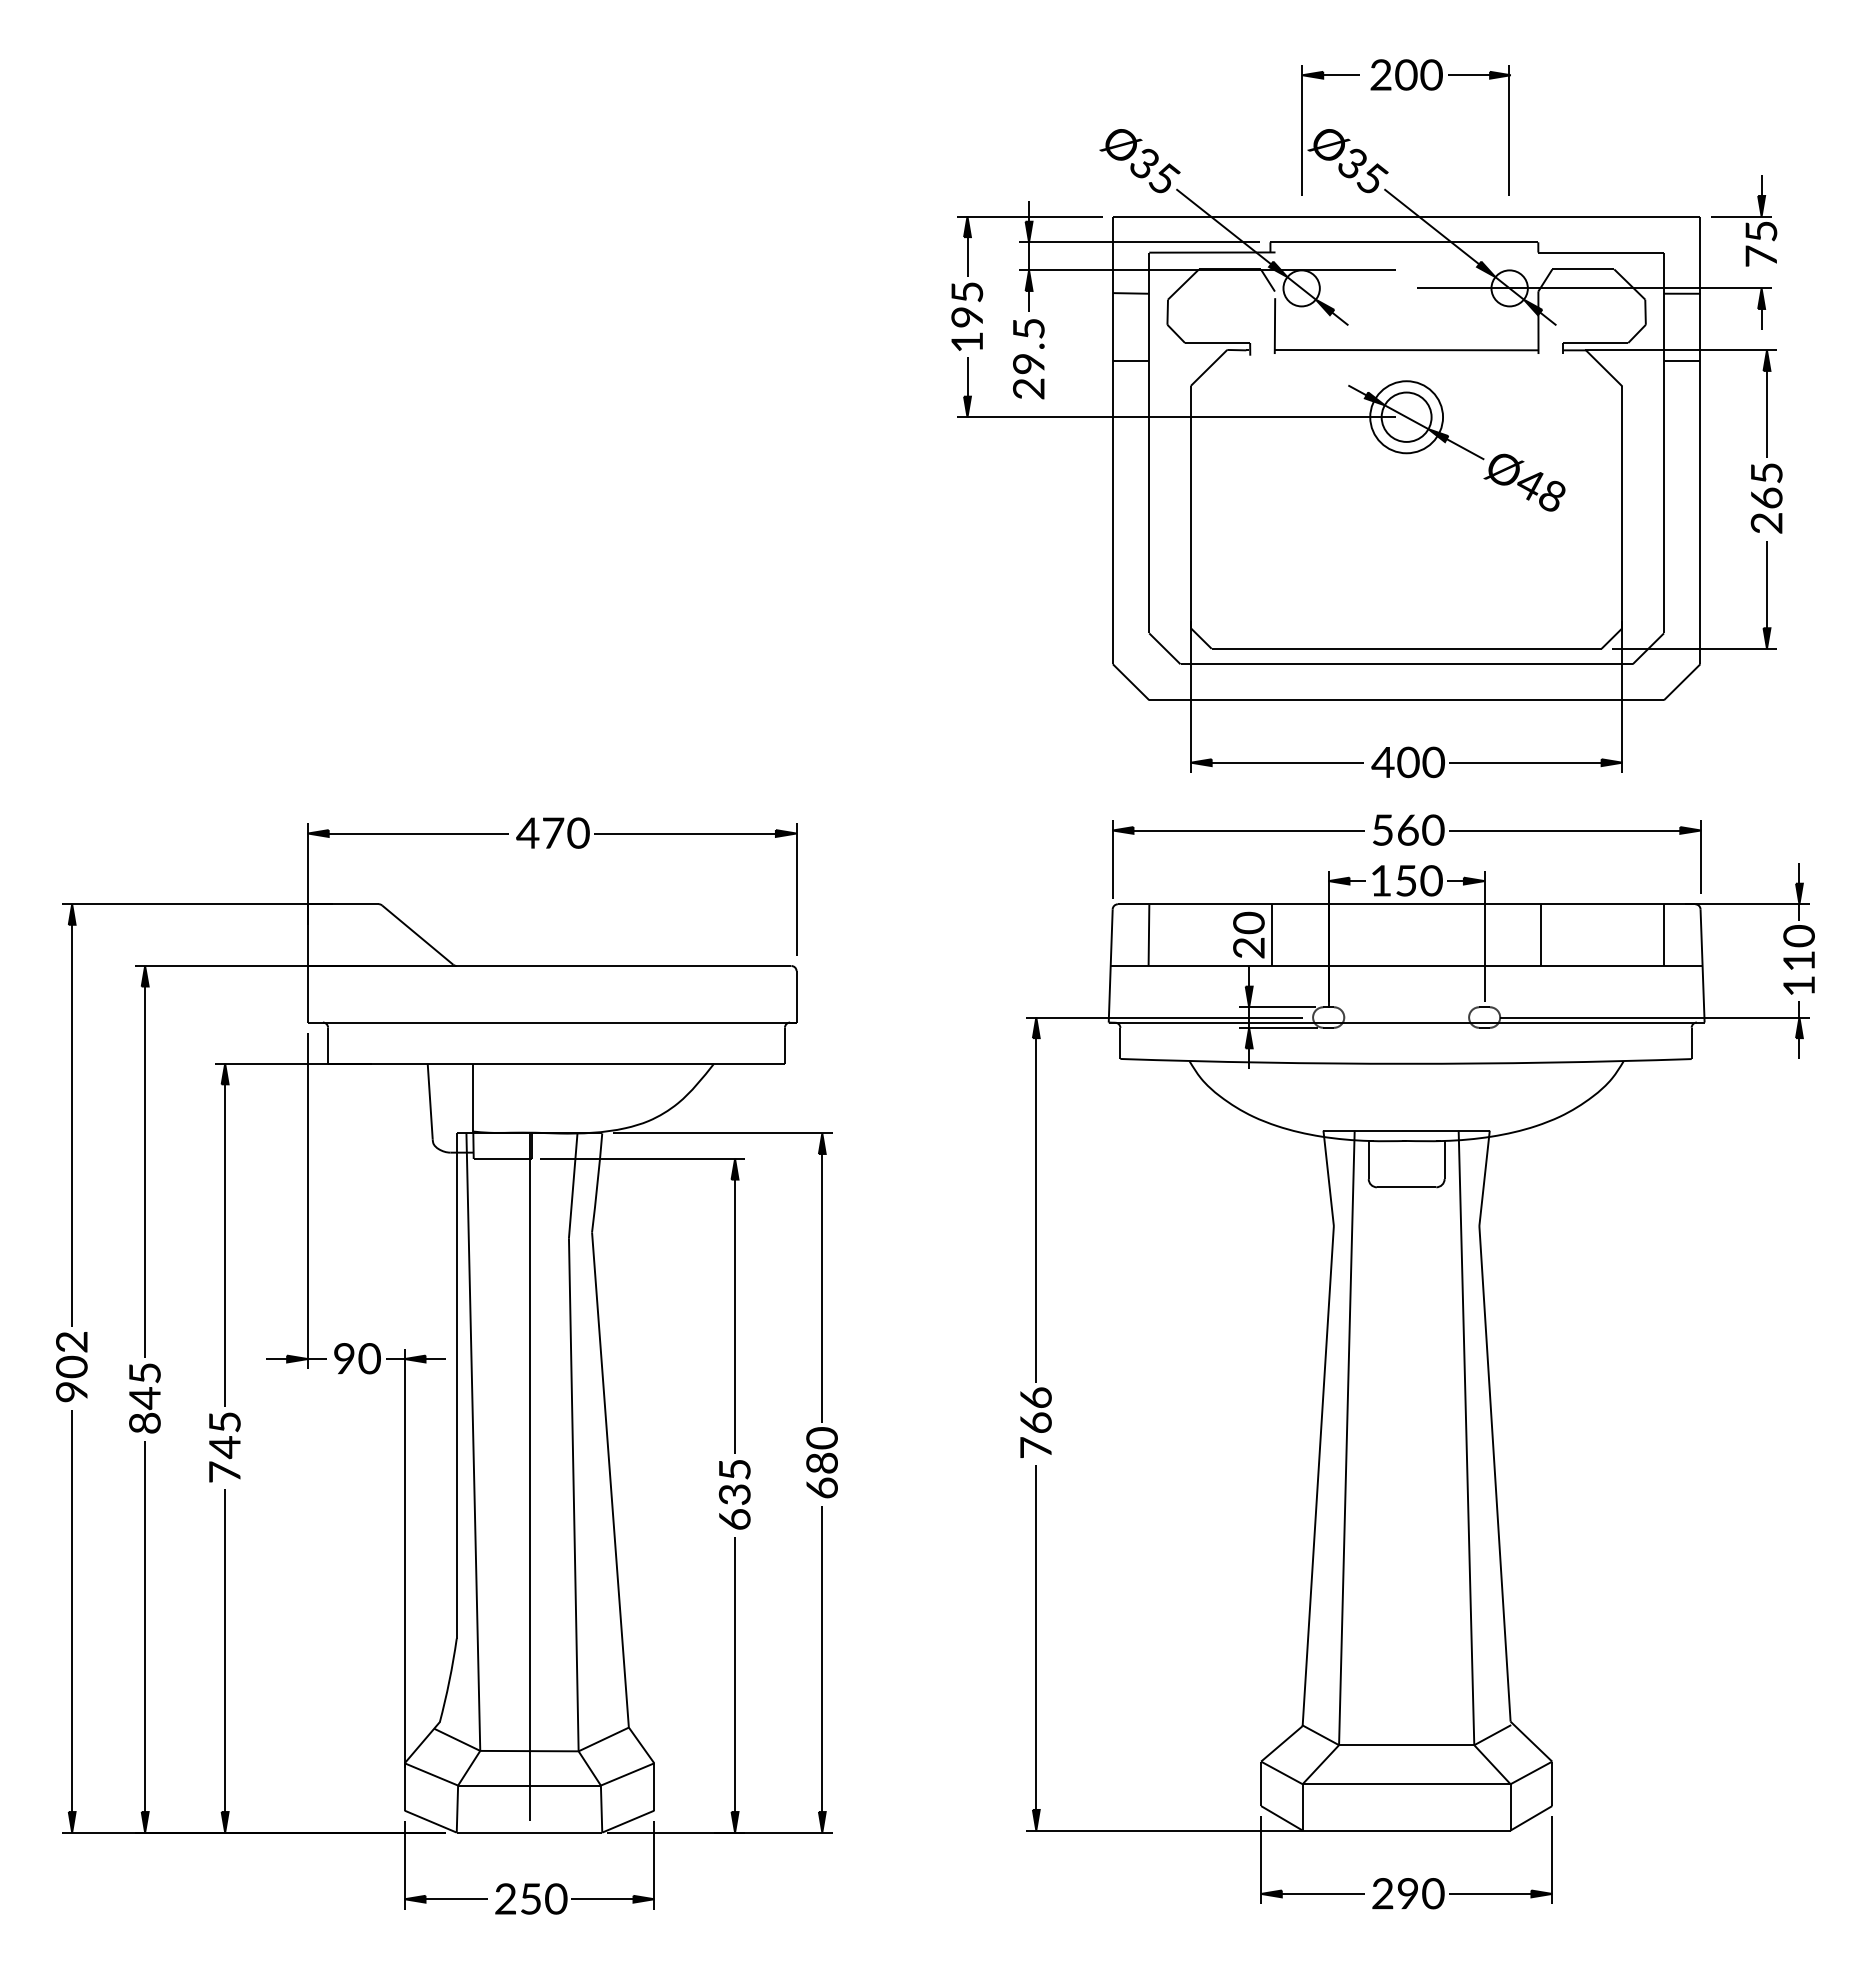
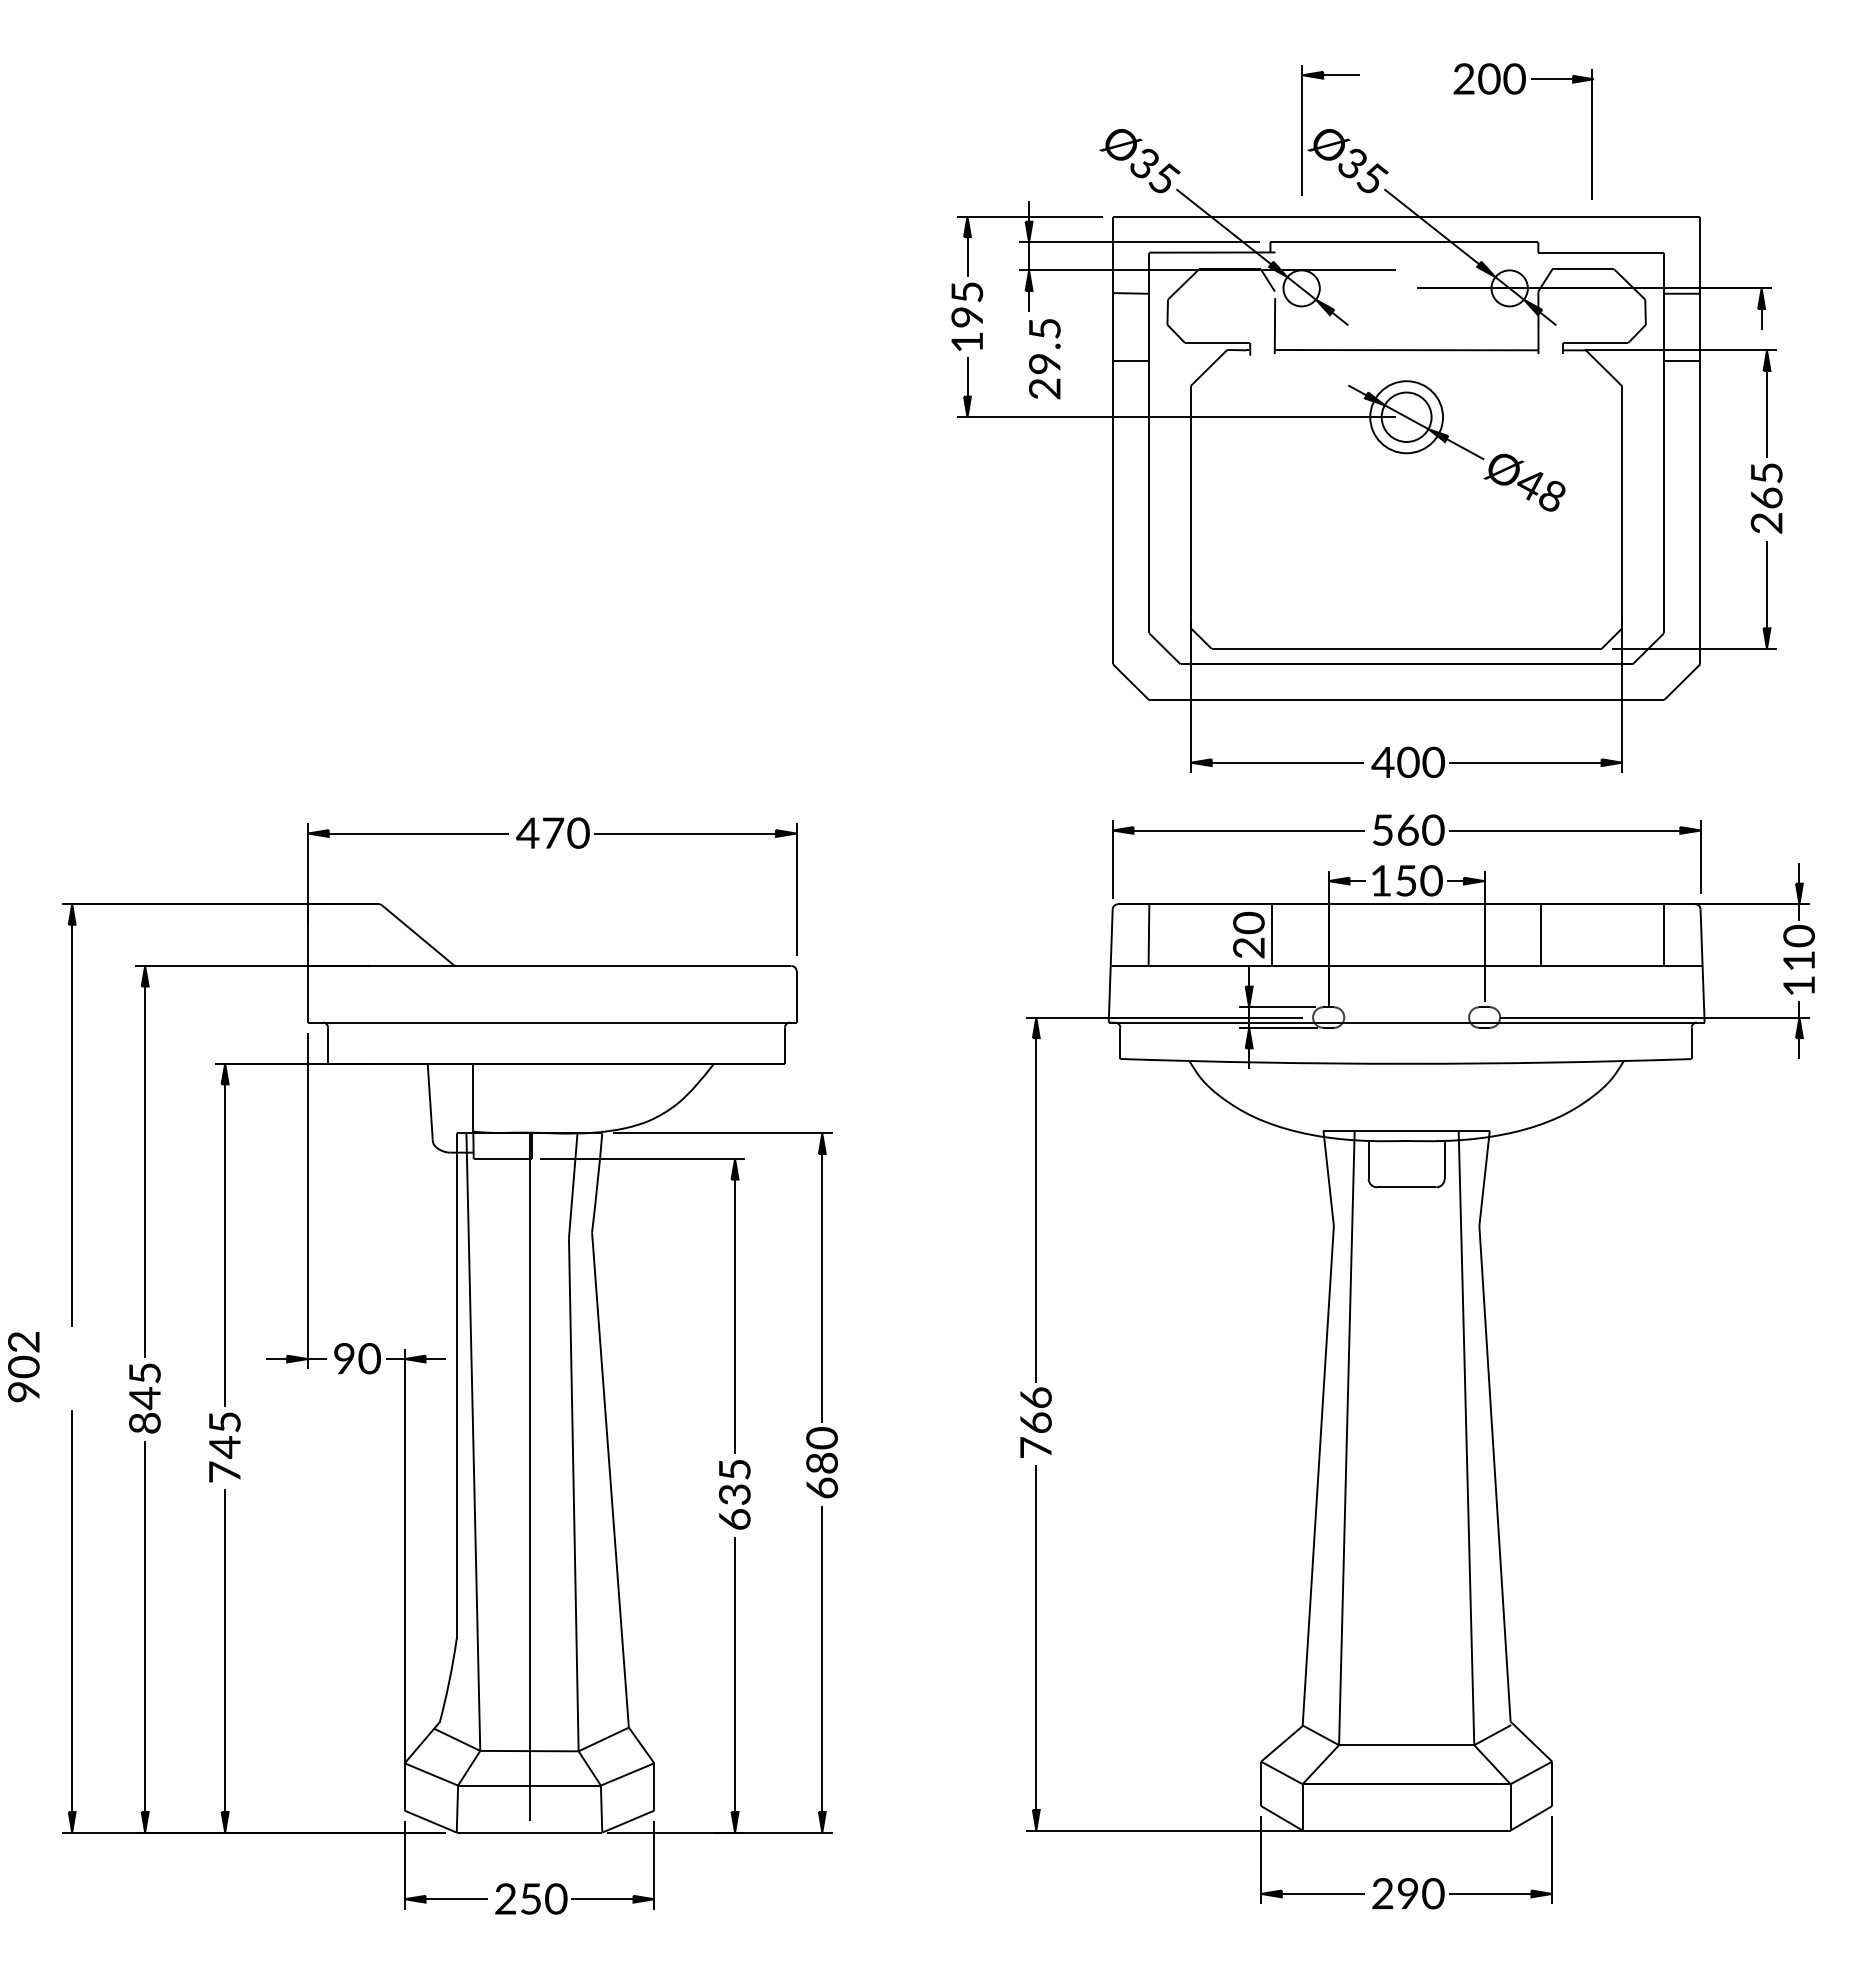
part position: (1434, 90) -> (1517, 94) (1517, 94)
part: present -> none (1744, 220)
text position: (1028, 359) -> (1044, 359) (1044, 359)
text position: (71, 1367) -> (23, 1367) (23, 1367)
